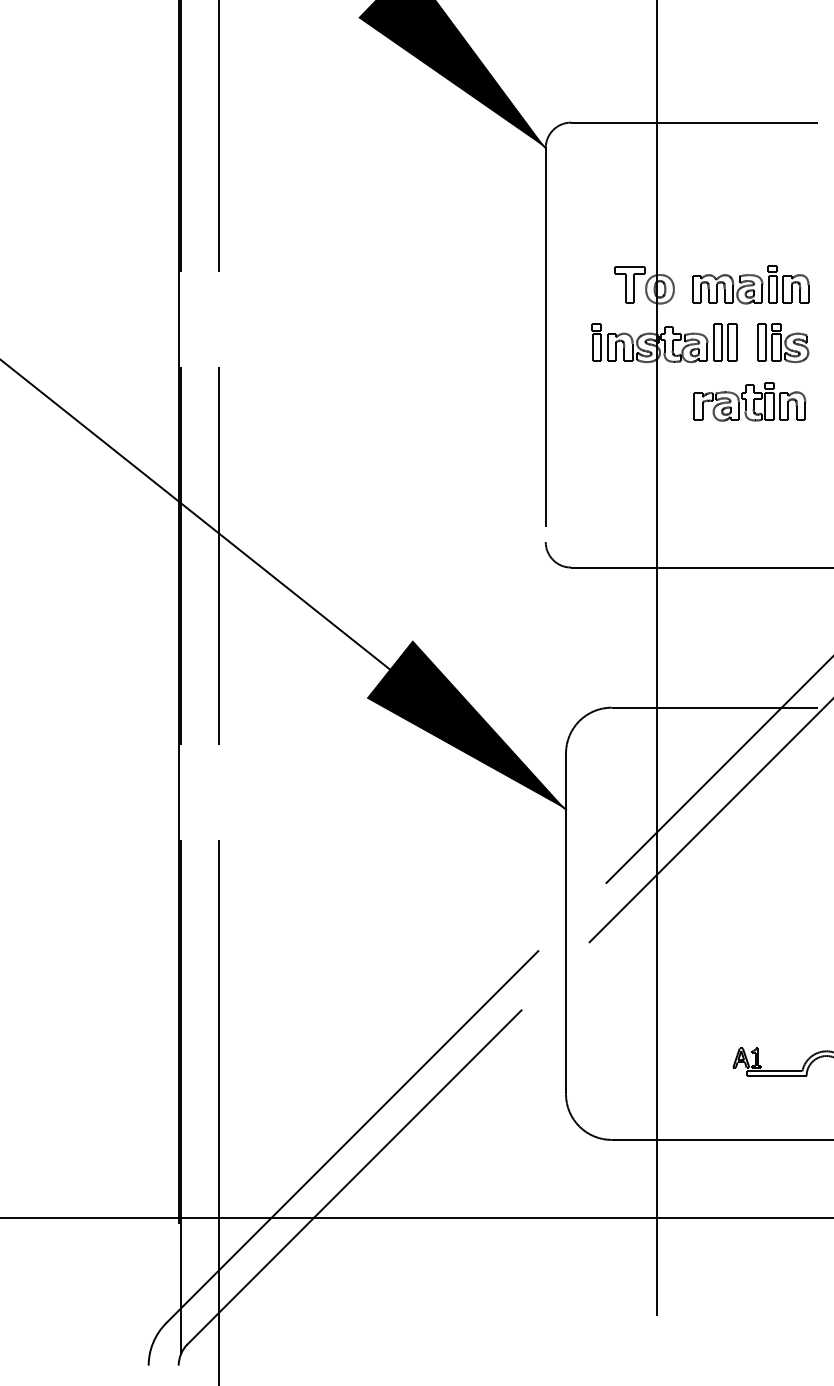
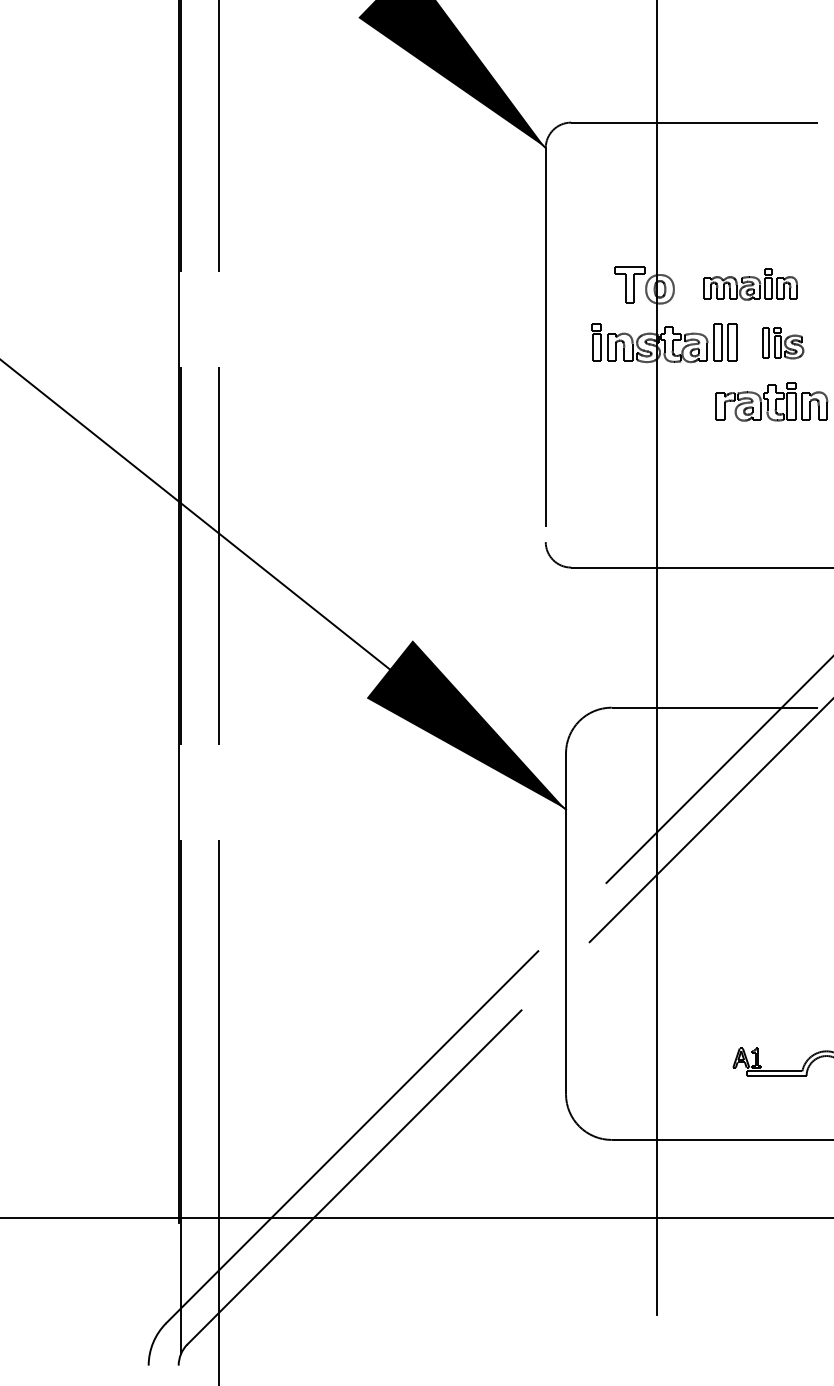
part size: 118x40 px -> 95x33 px (750, 284)
part size: 53x41 px -> 43x33 px (783, 343)
part position: (749, 401) -> (771, 401) (771, 401)
